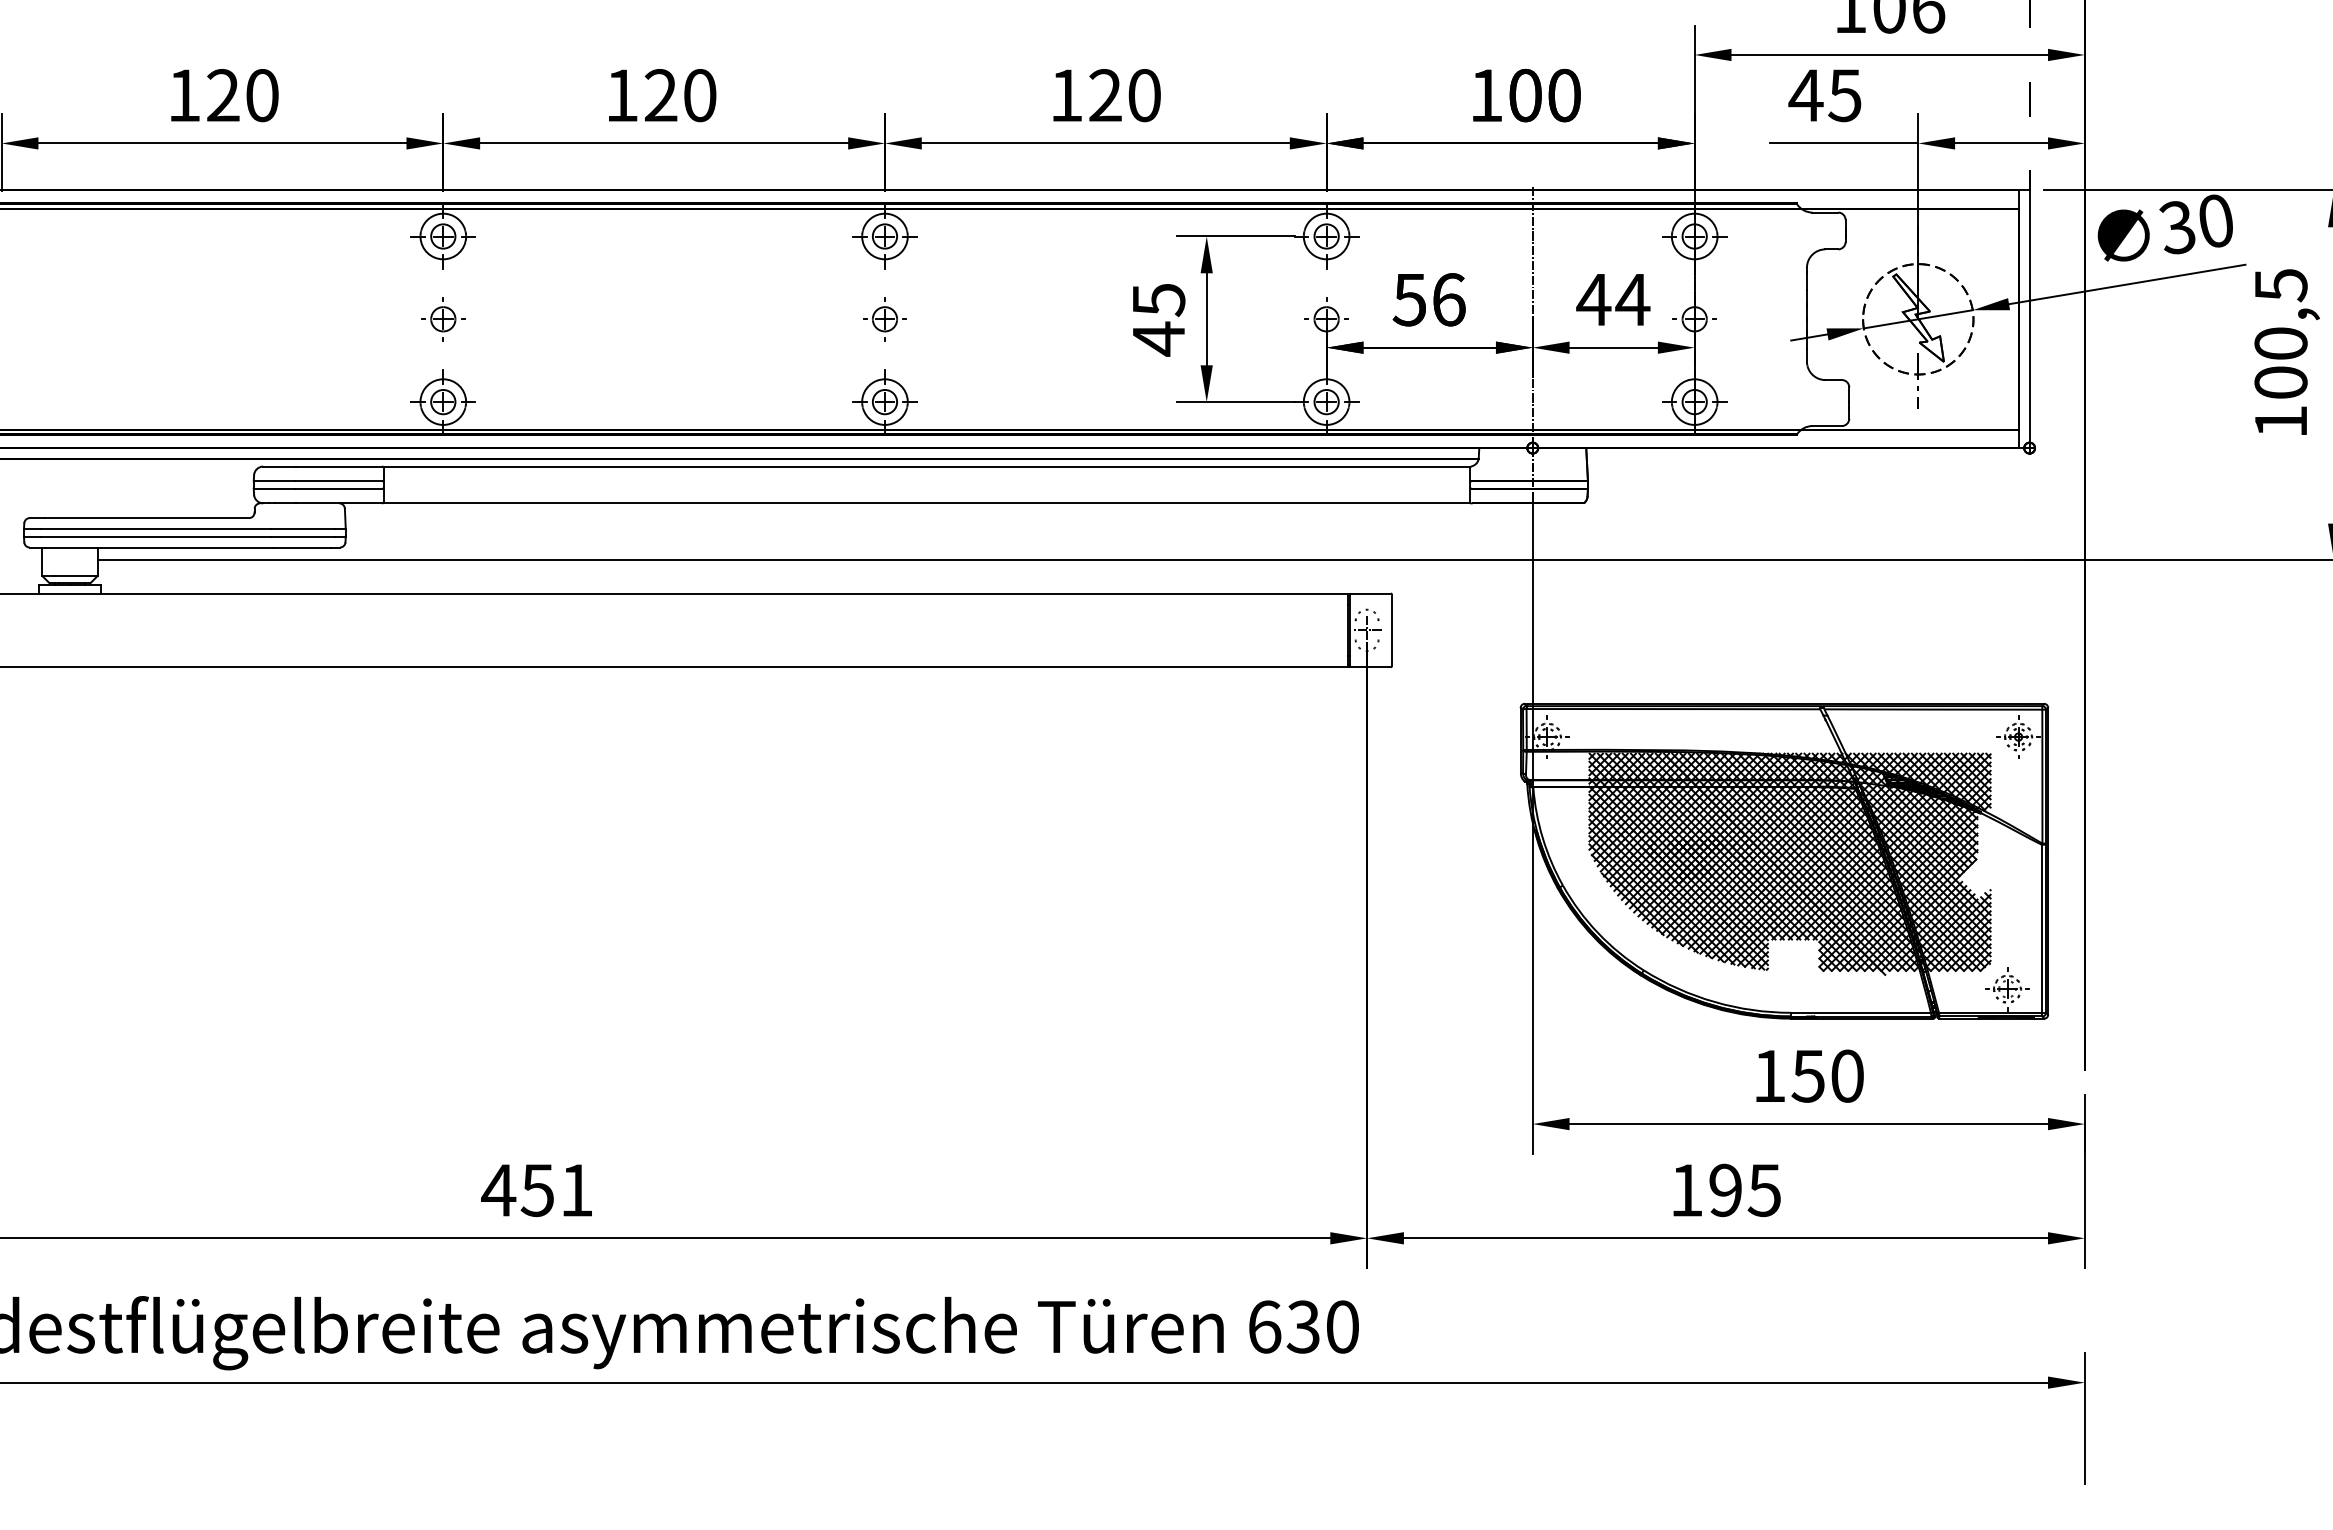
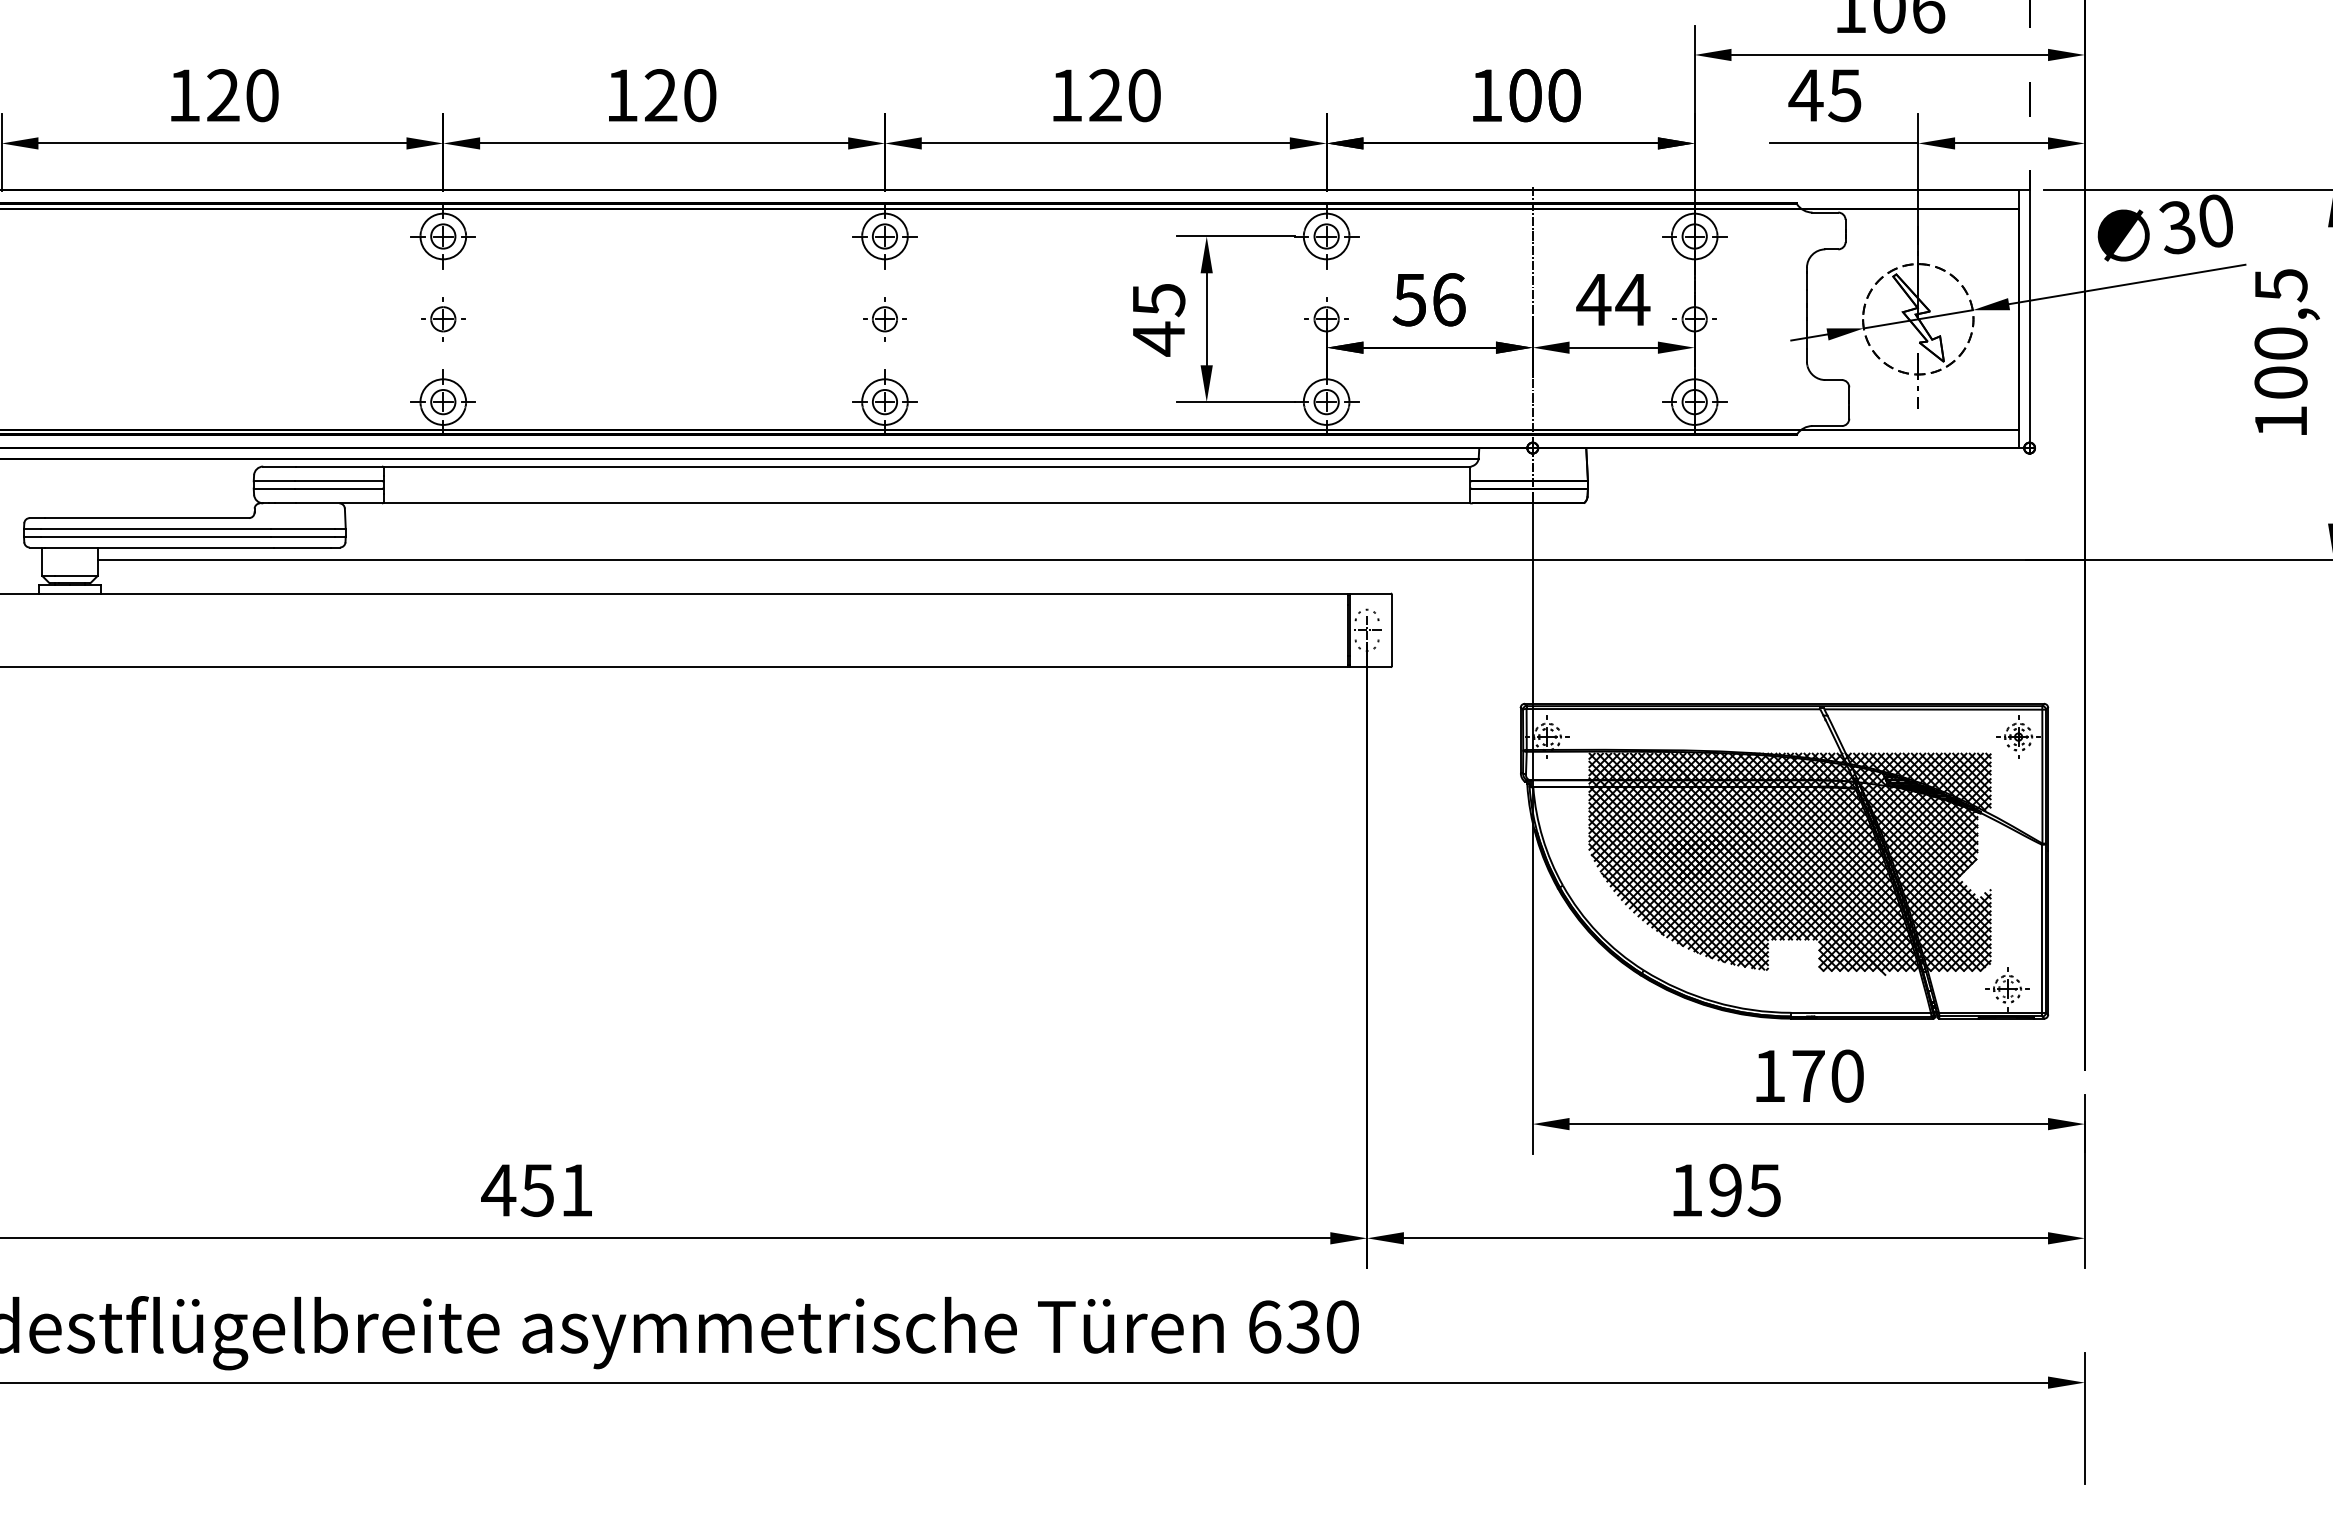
text: 150 -> 170 (1807, 1076)
